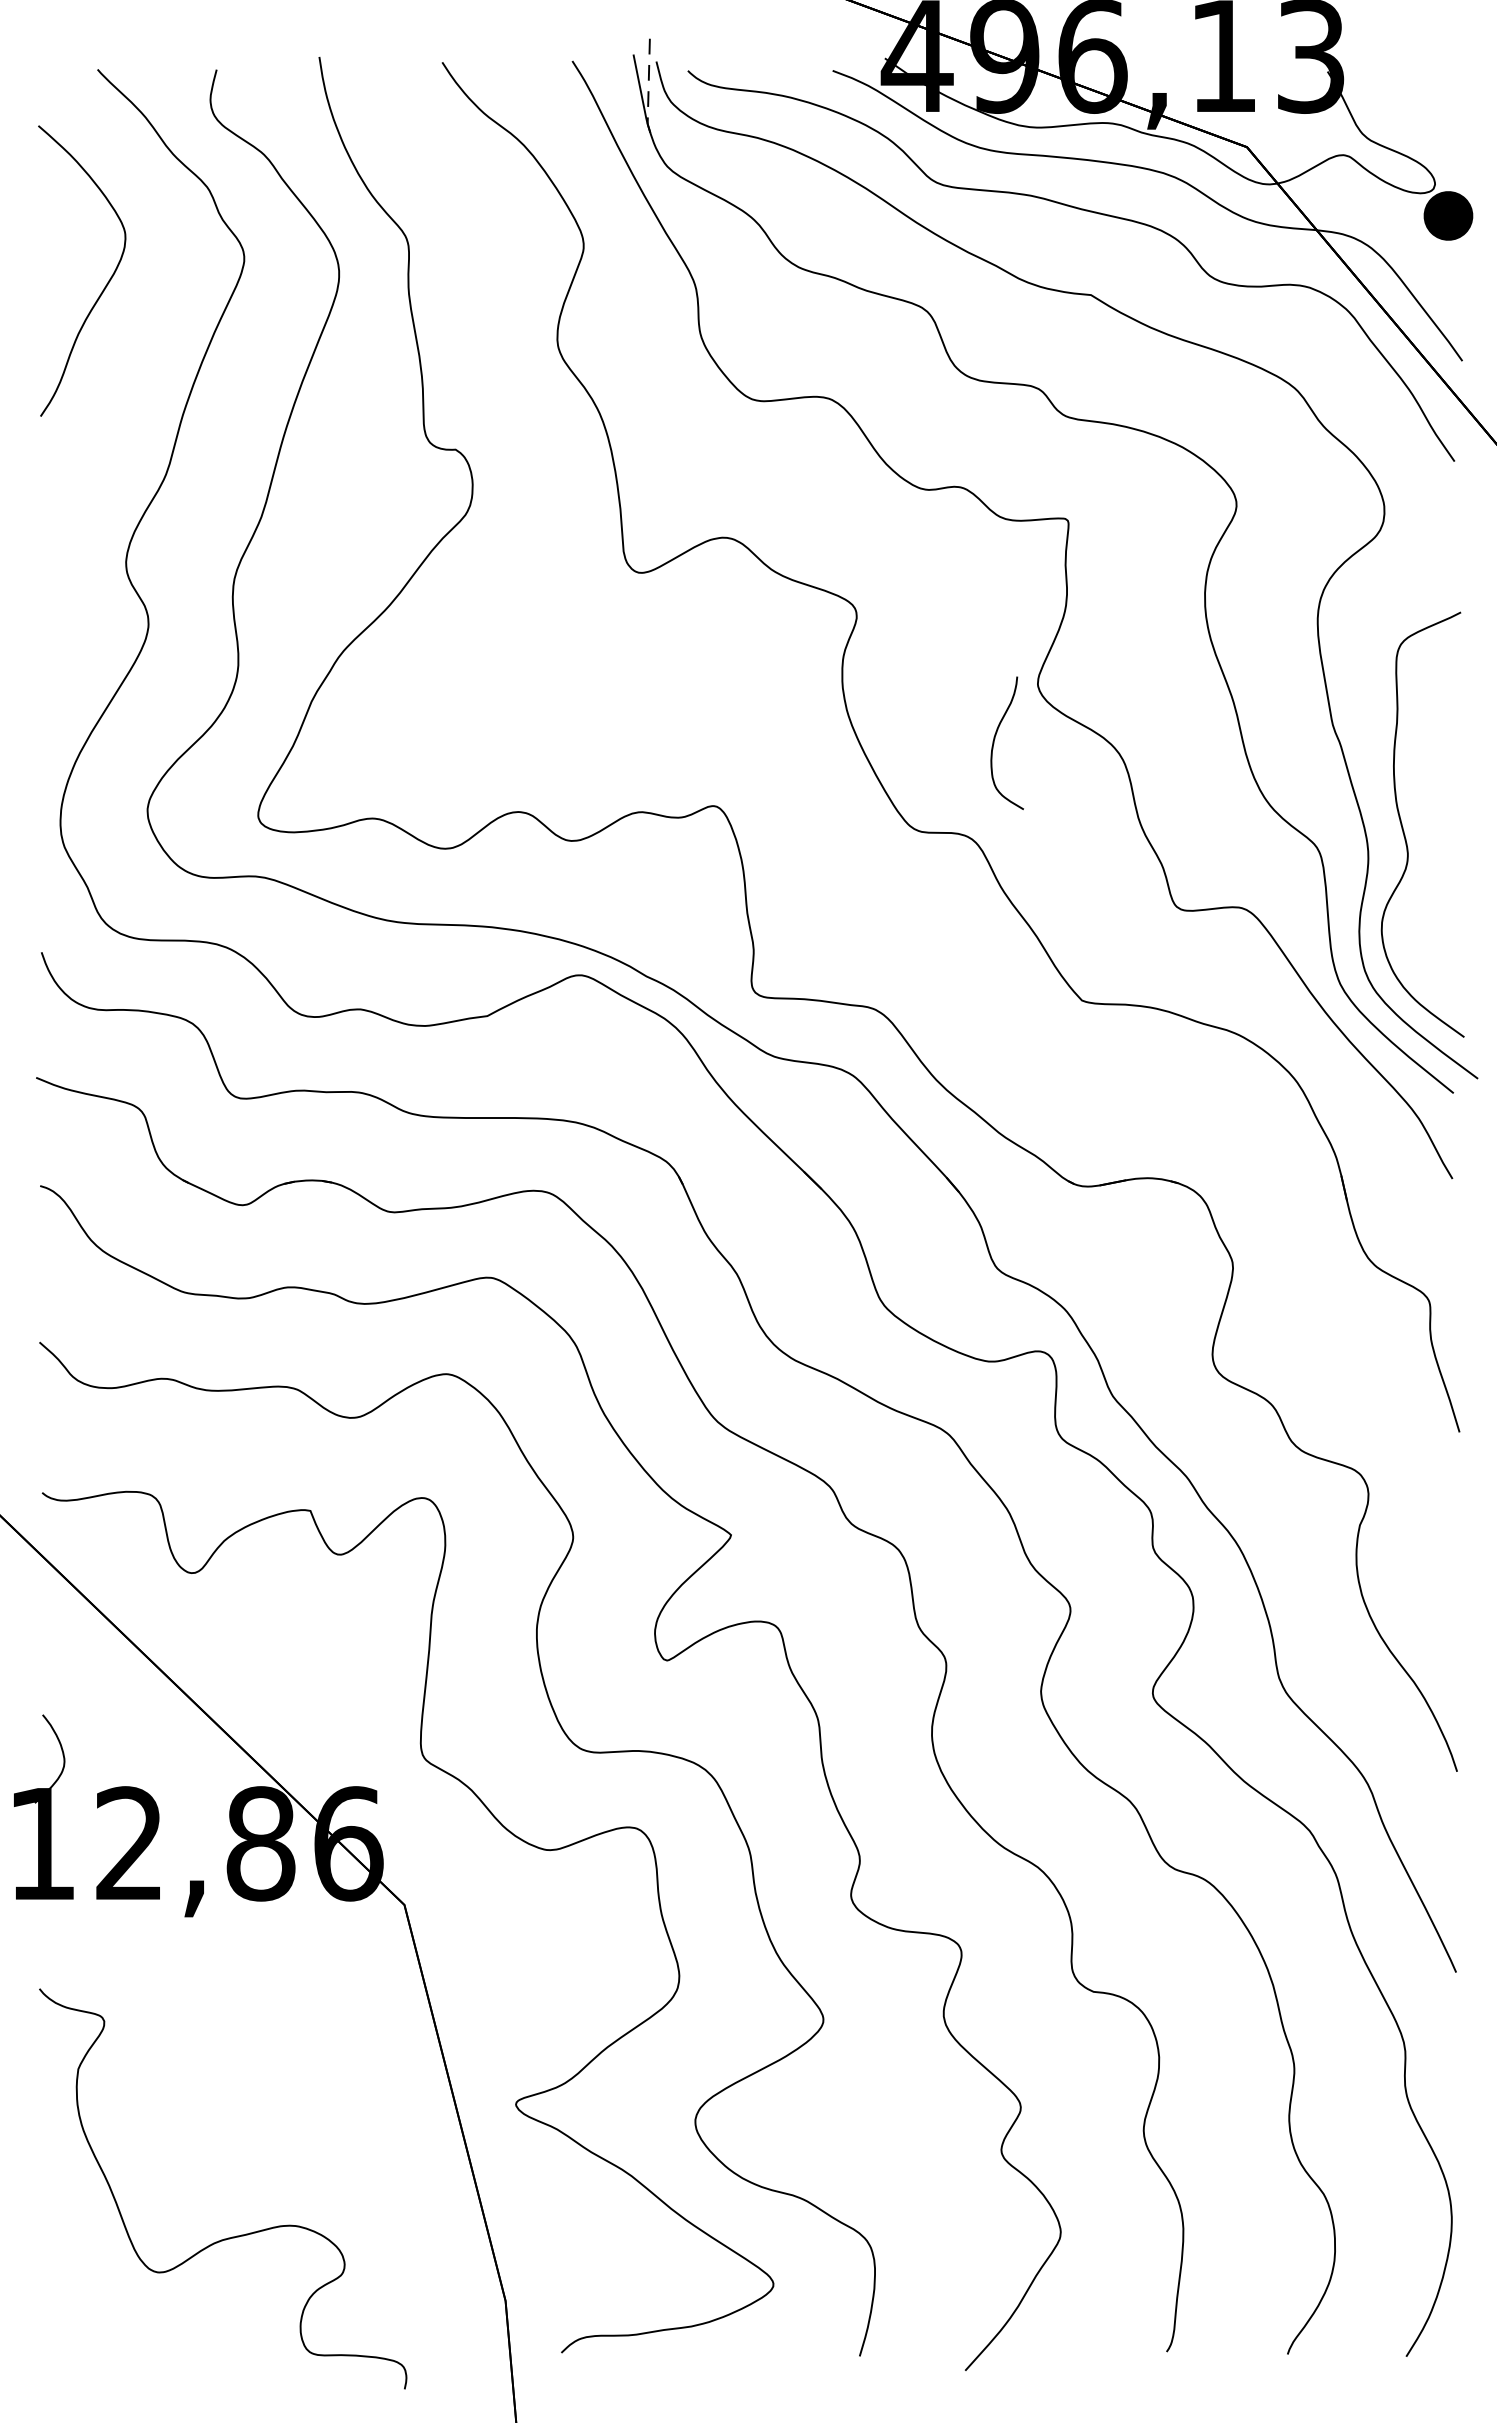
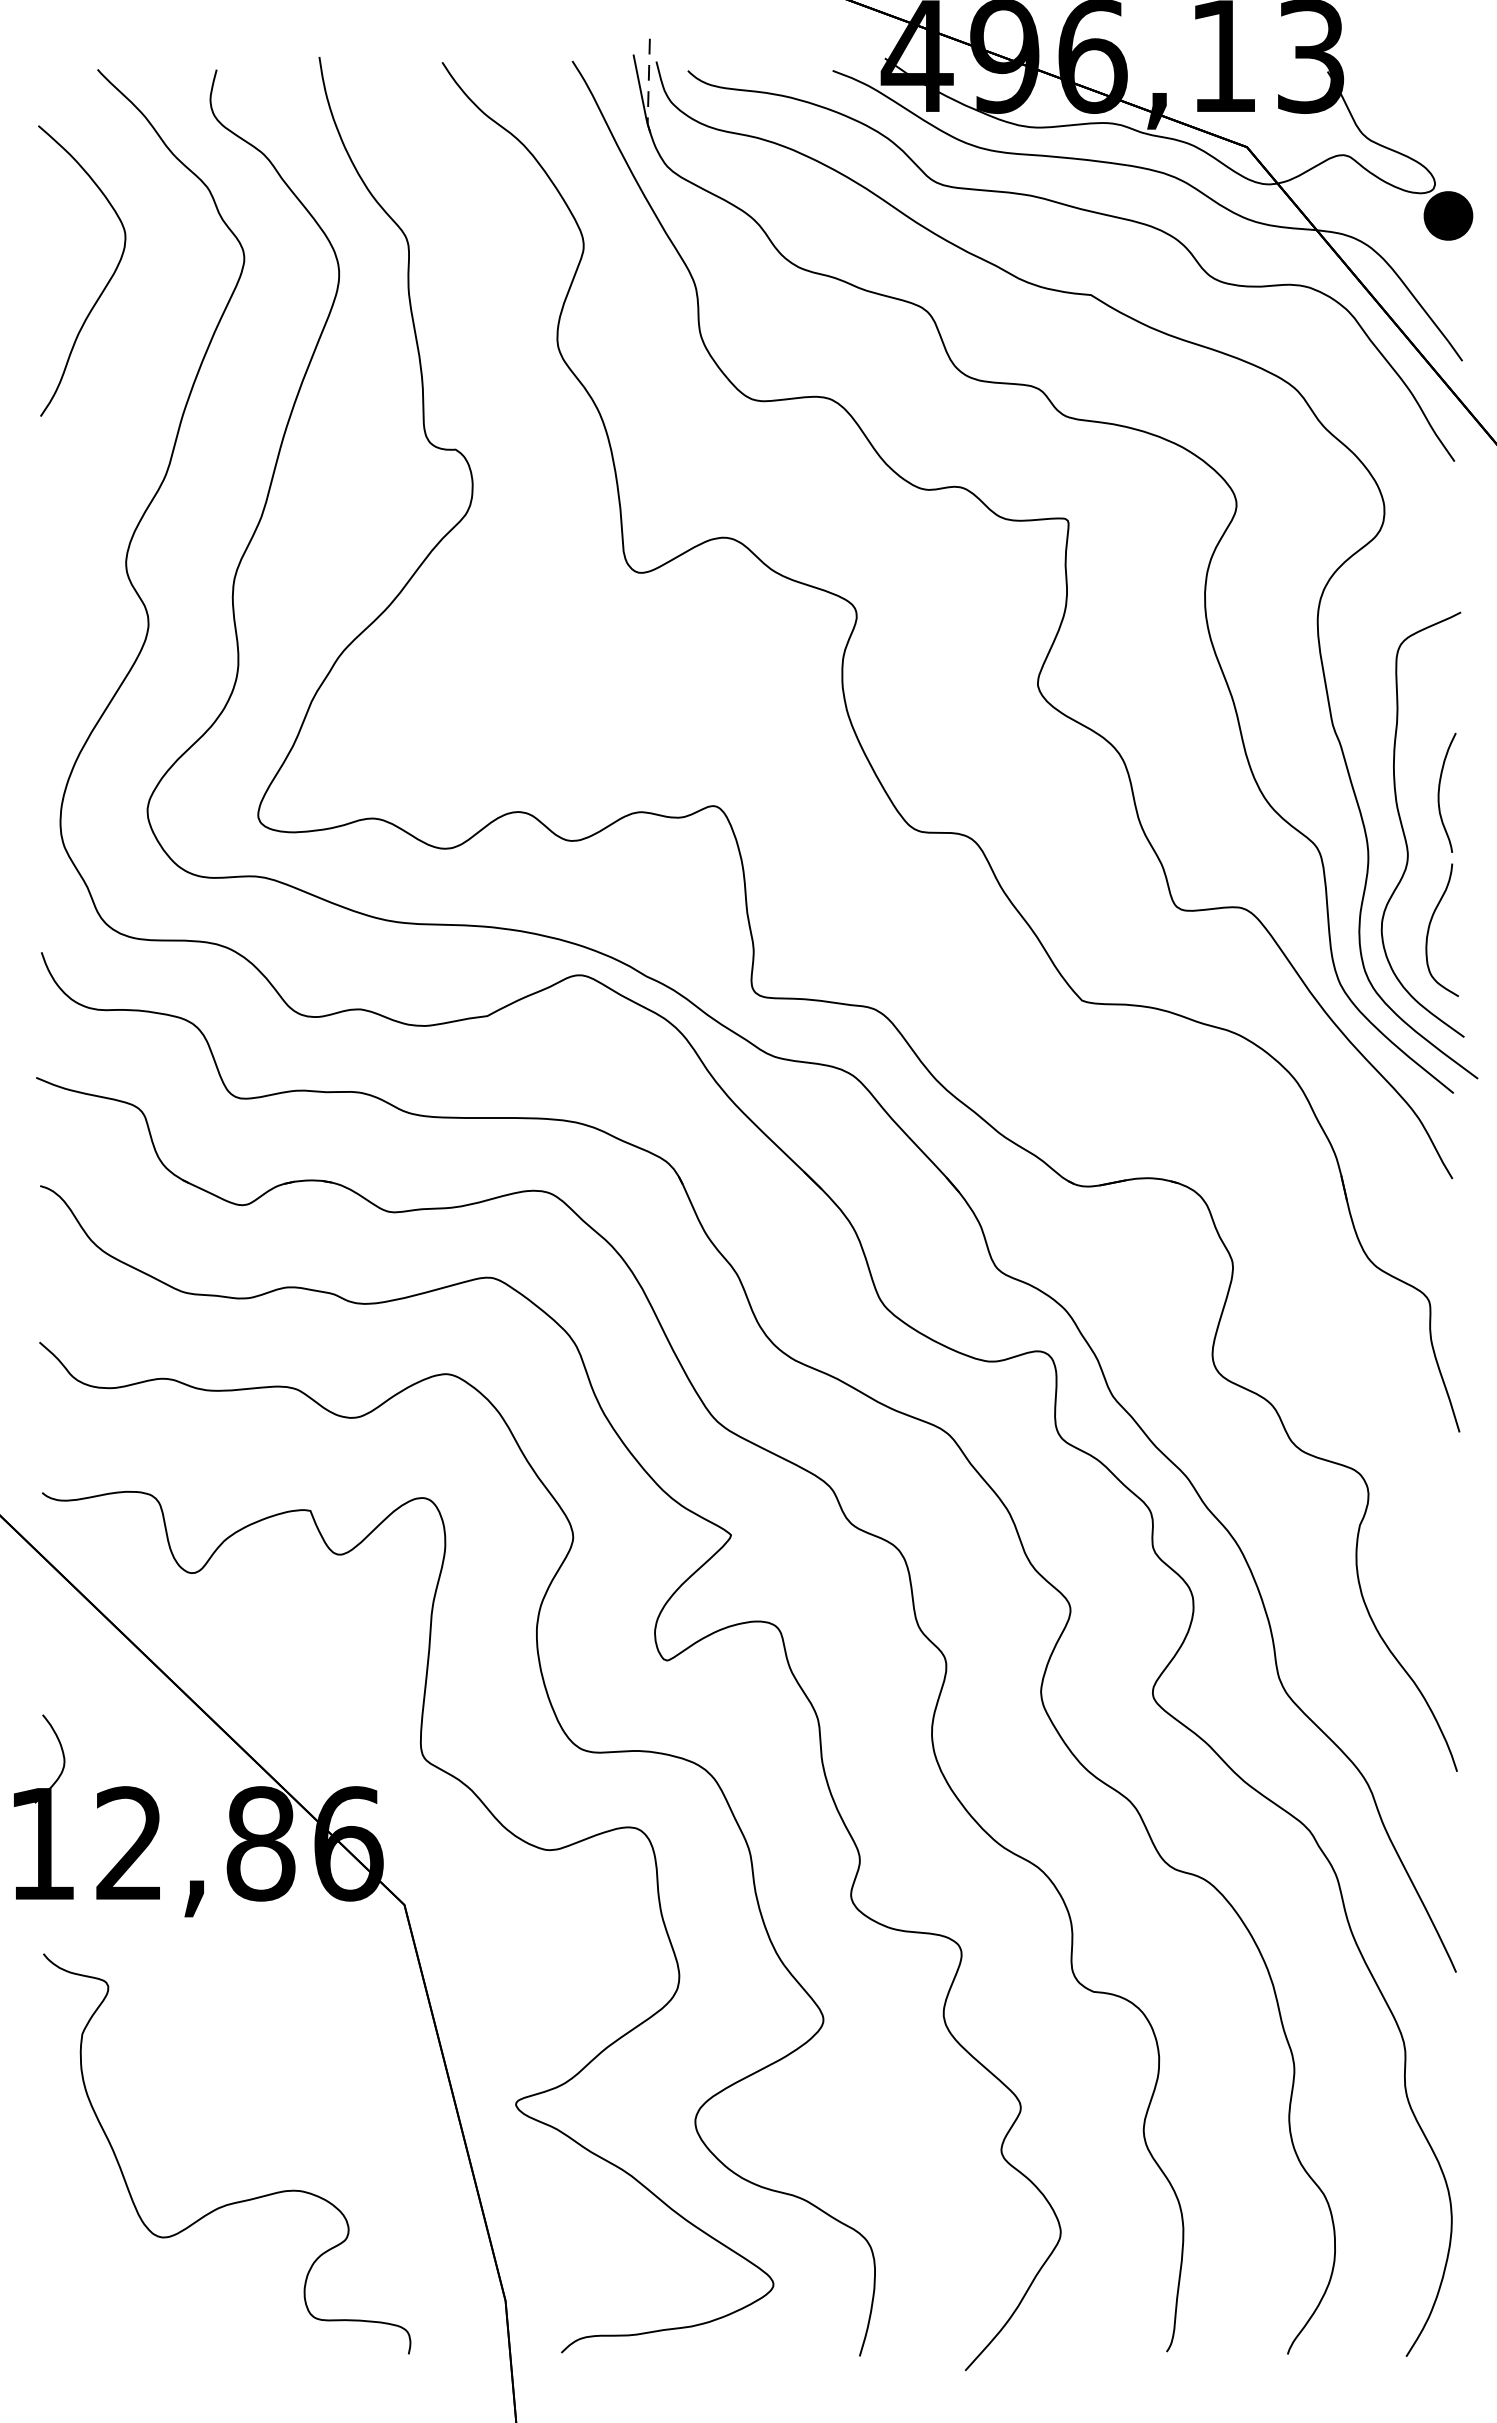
curve position: (995, 739) -> (1430, 926) (1430, 926)
curve: none -> present (1439, 792)
curve position: (236, 2235) -> (240, 2200) (240, 2200)
